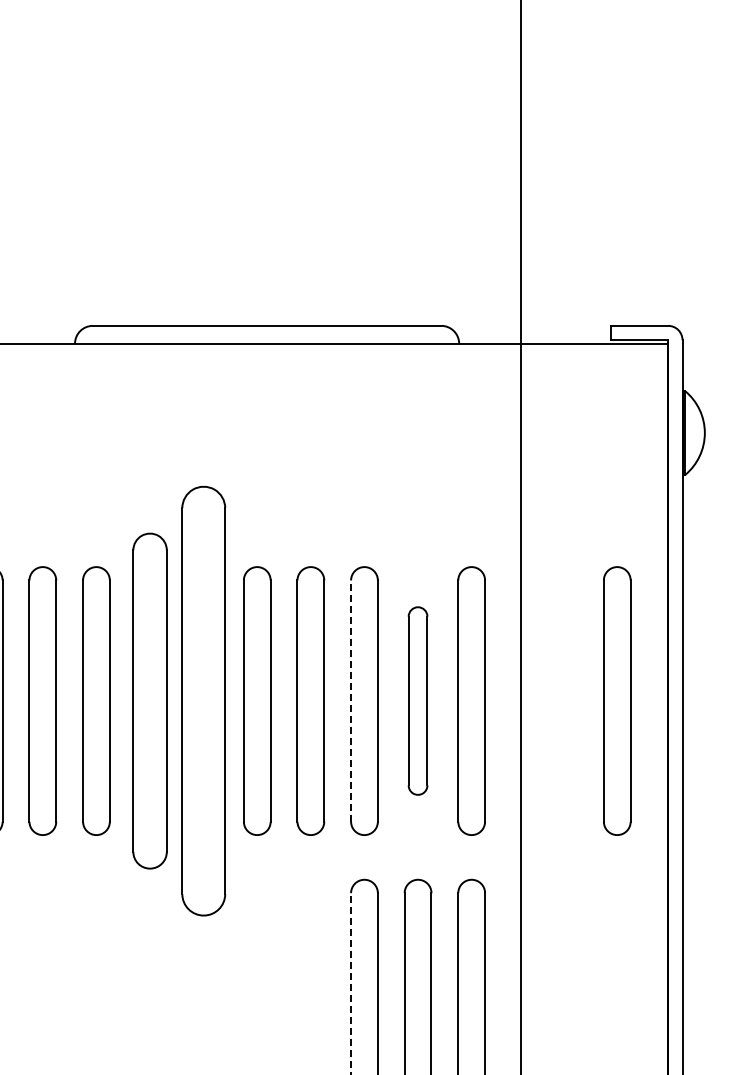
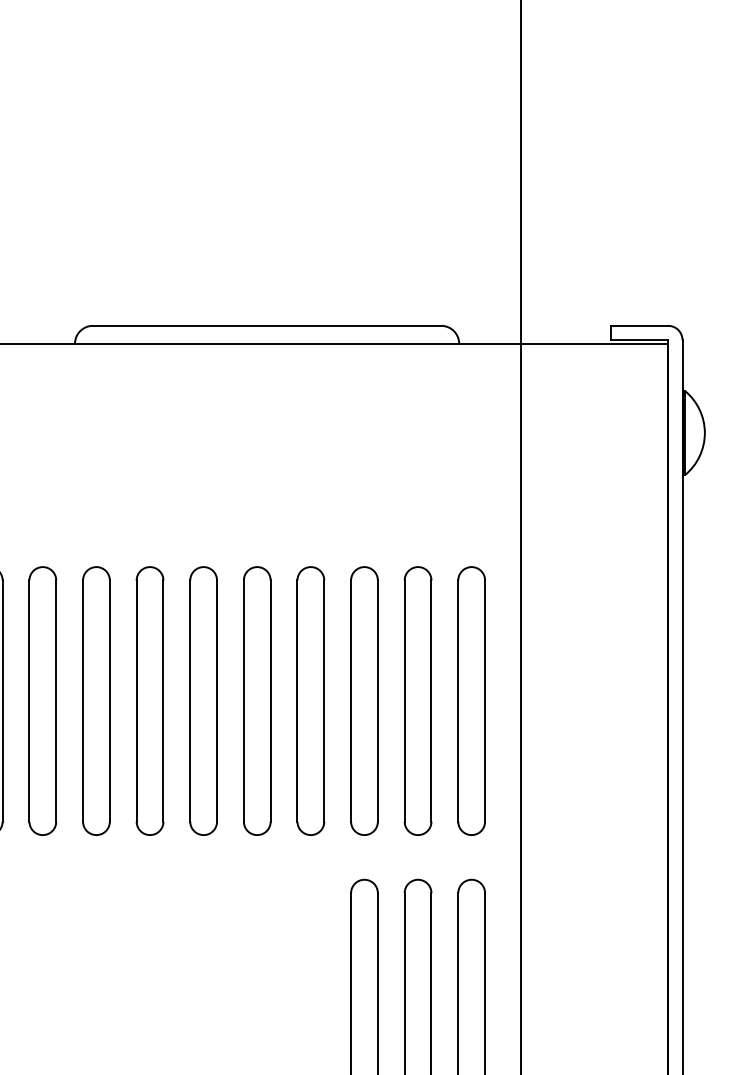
part size: 36x338 px -> 30x270 px (149, 700)
part size: 22x190 px -> 30x270 px (417, 700)
part: present -> none (617, 700)
part size: 46x431 px -> 29x270 px (203, 700)
line: dashed -> solid (351, 701)
line: dashed -> solid (351, 983)
